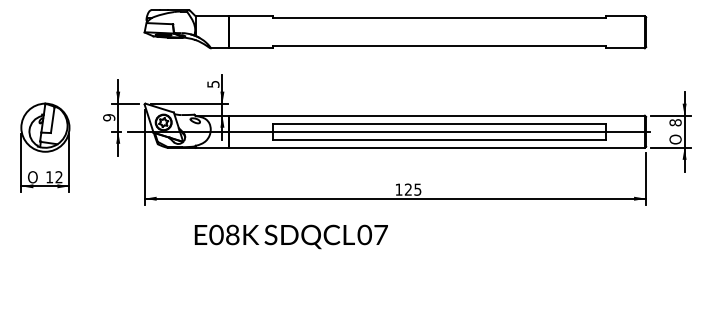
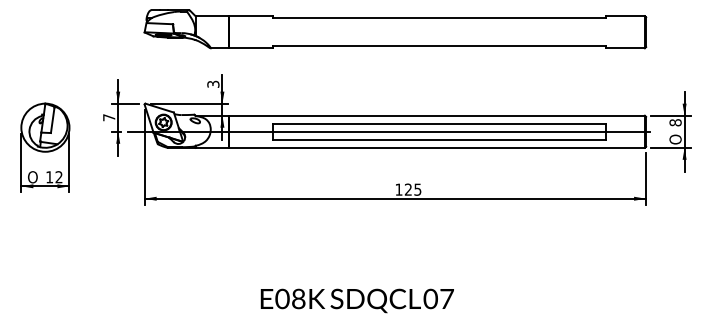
text: 5 -> 3 (212, 83)
text: 9 -> 7 (109, 117)
text position: (290, 236) -> (356, 300) (356, 300)
